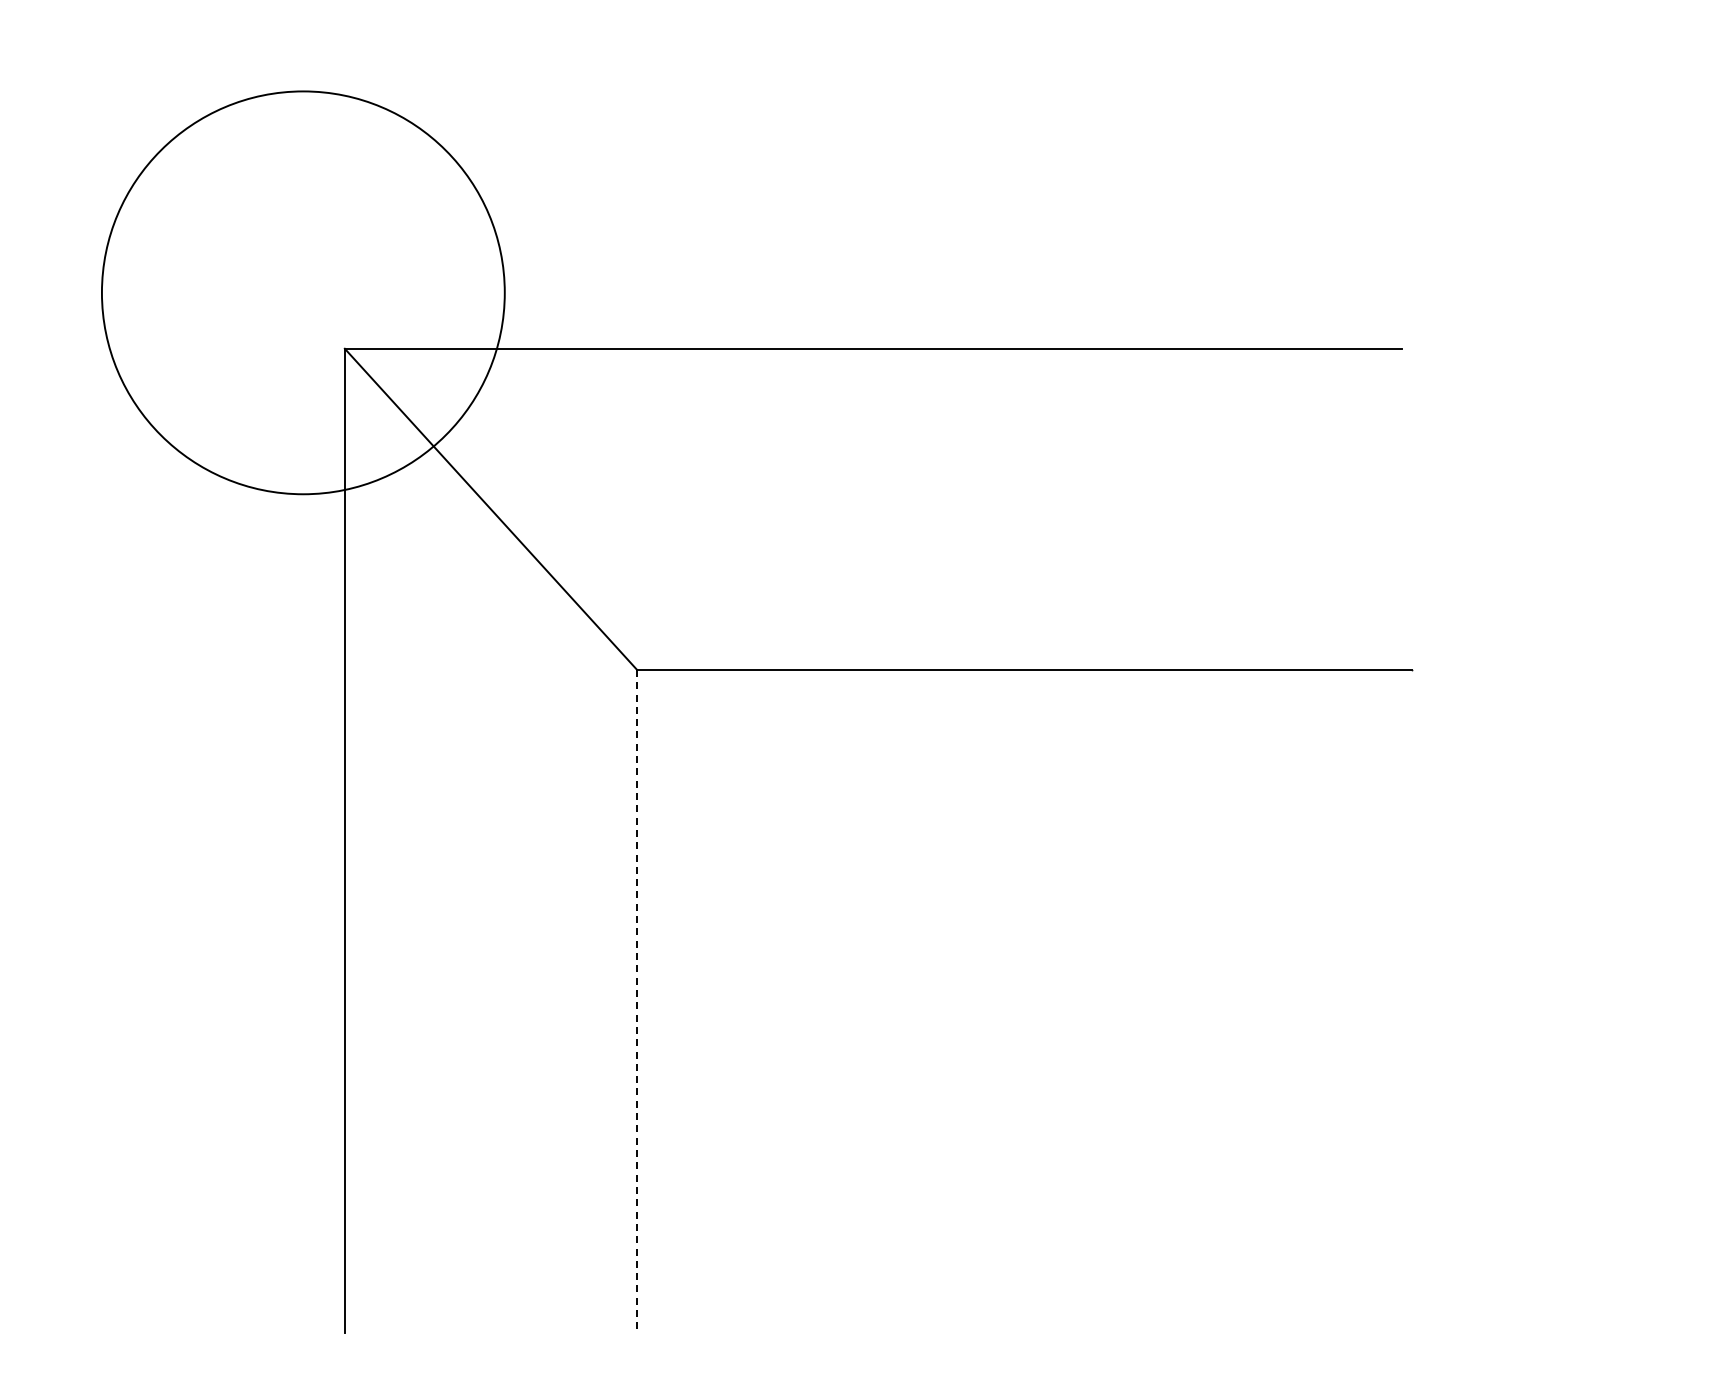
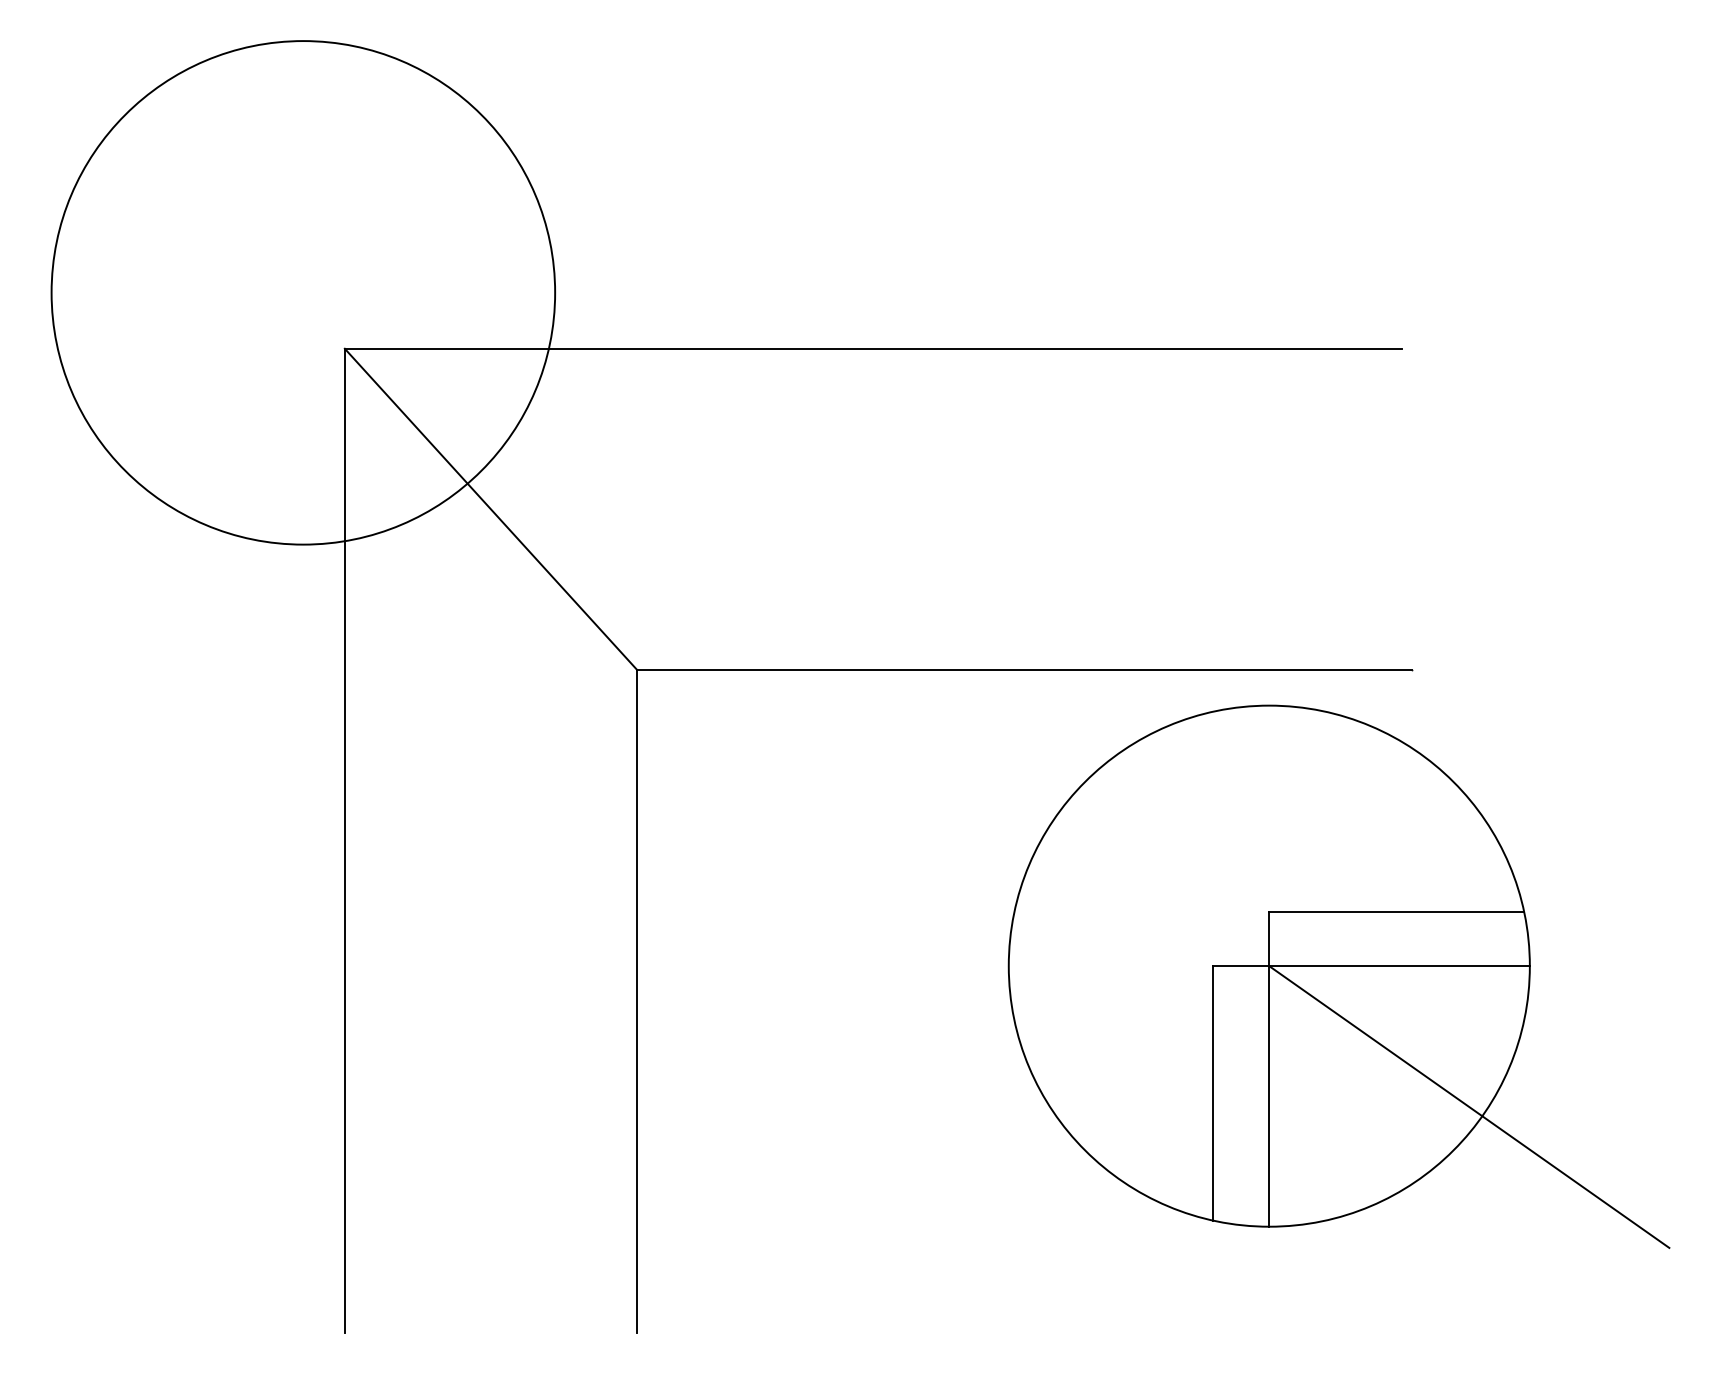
circle diameter: 403 px -> 504 px (303, 292)
part: none -> present (1338, 976)
line: dashed -> solid (637, 1001)
